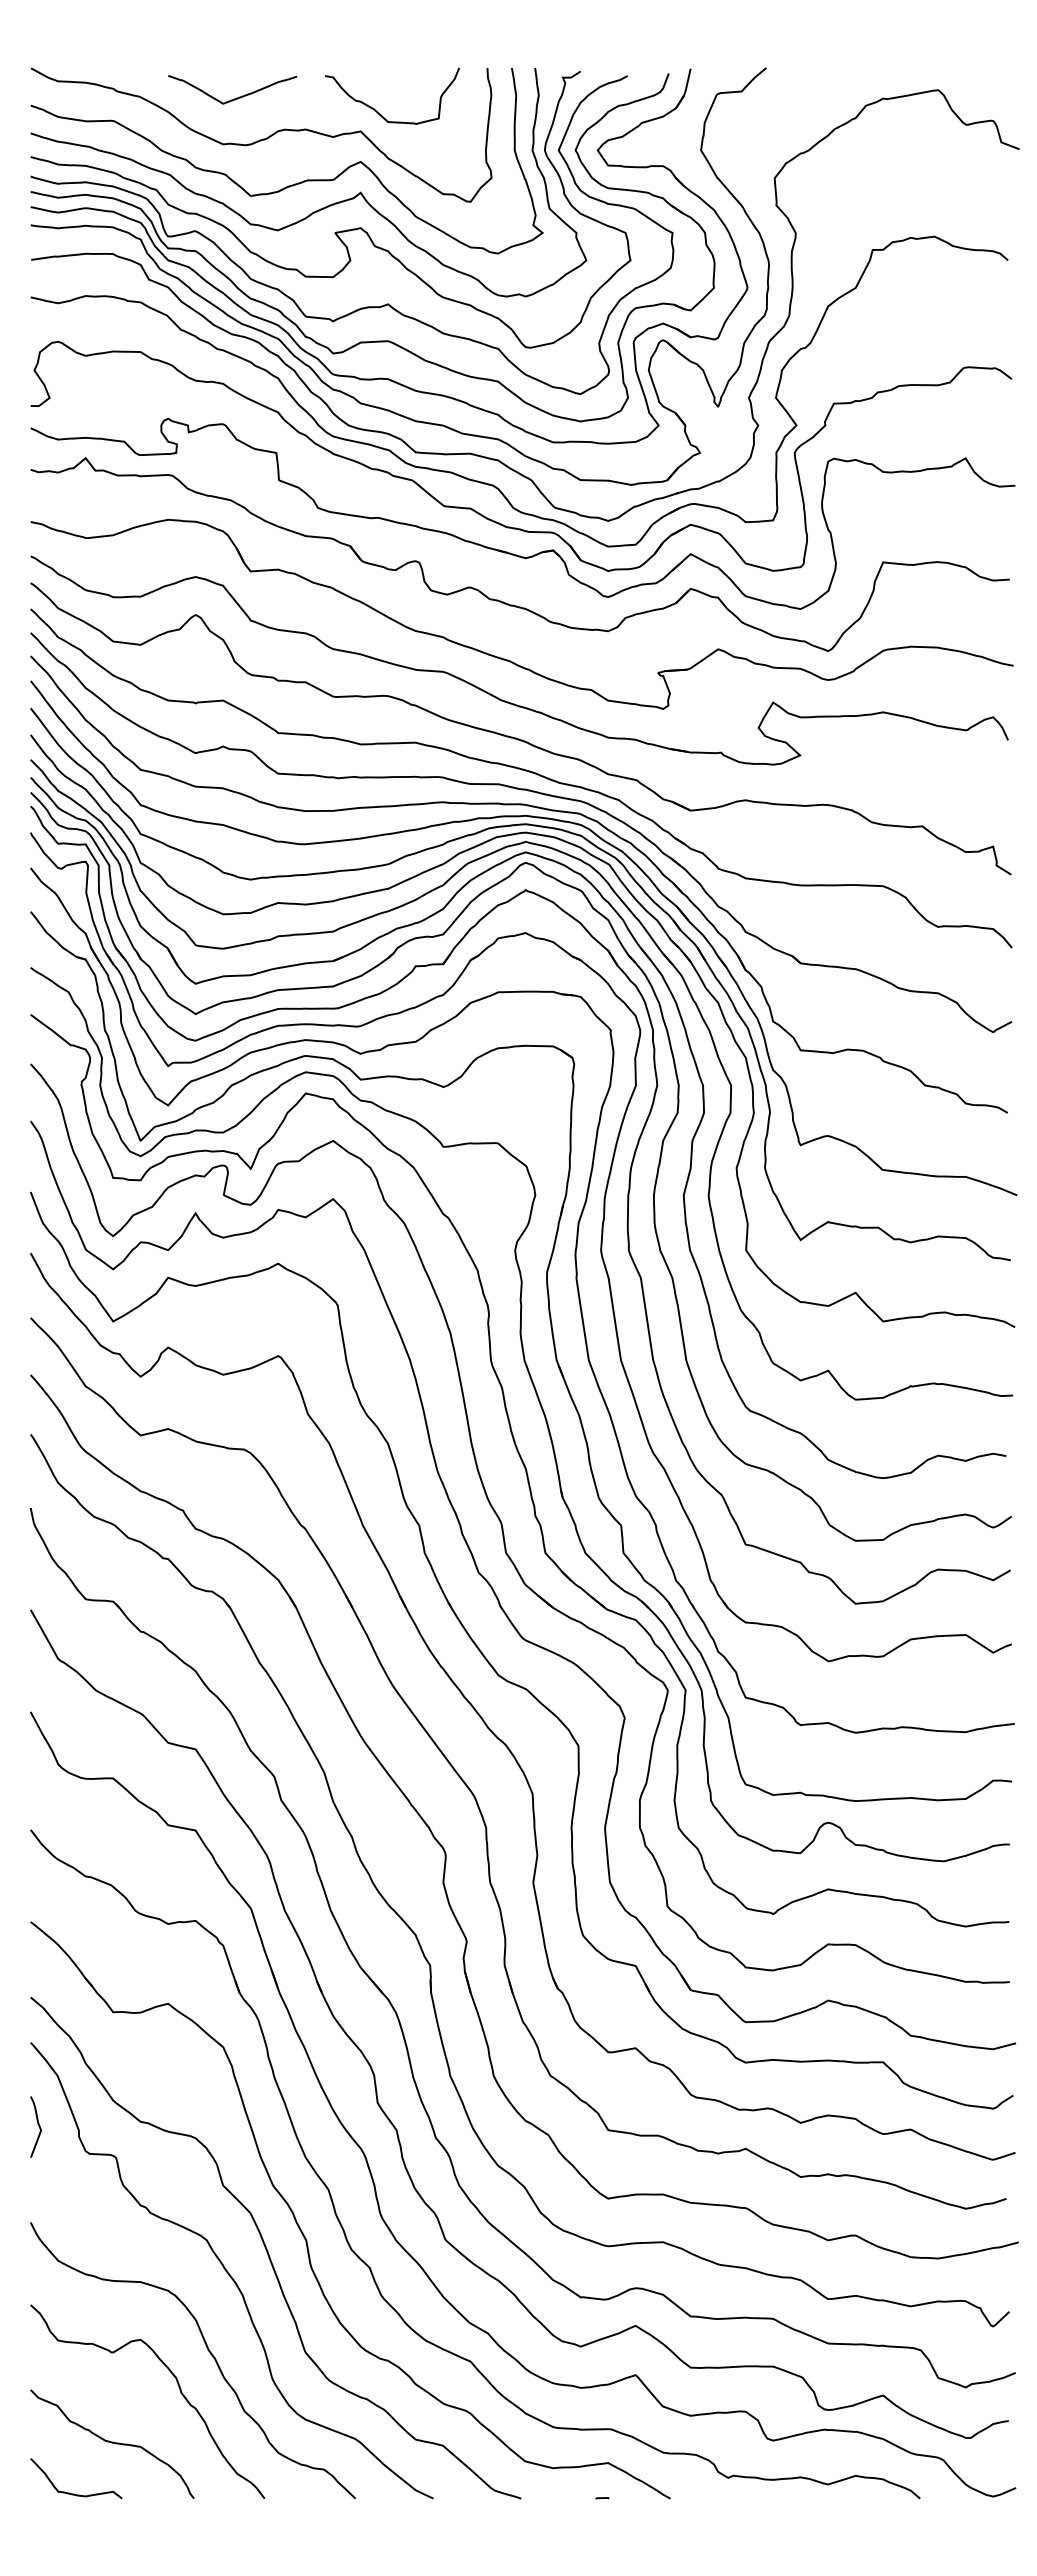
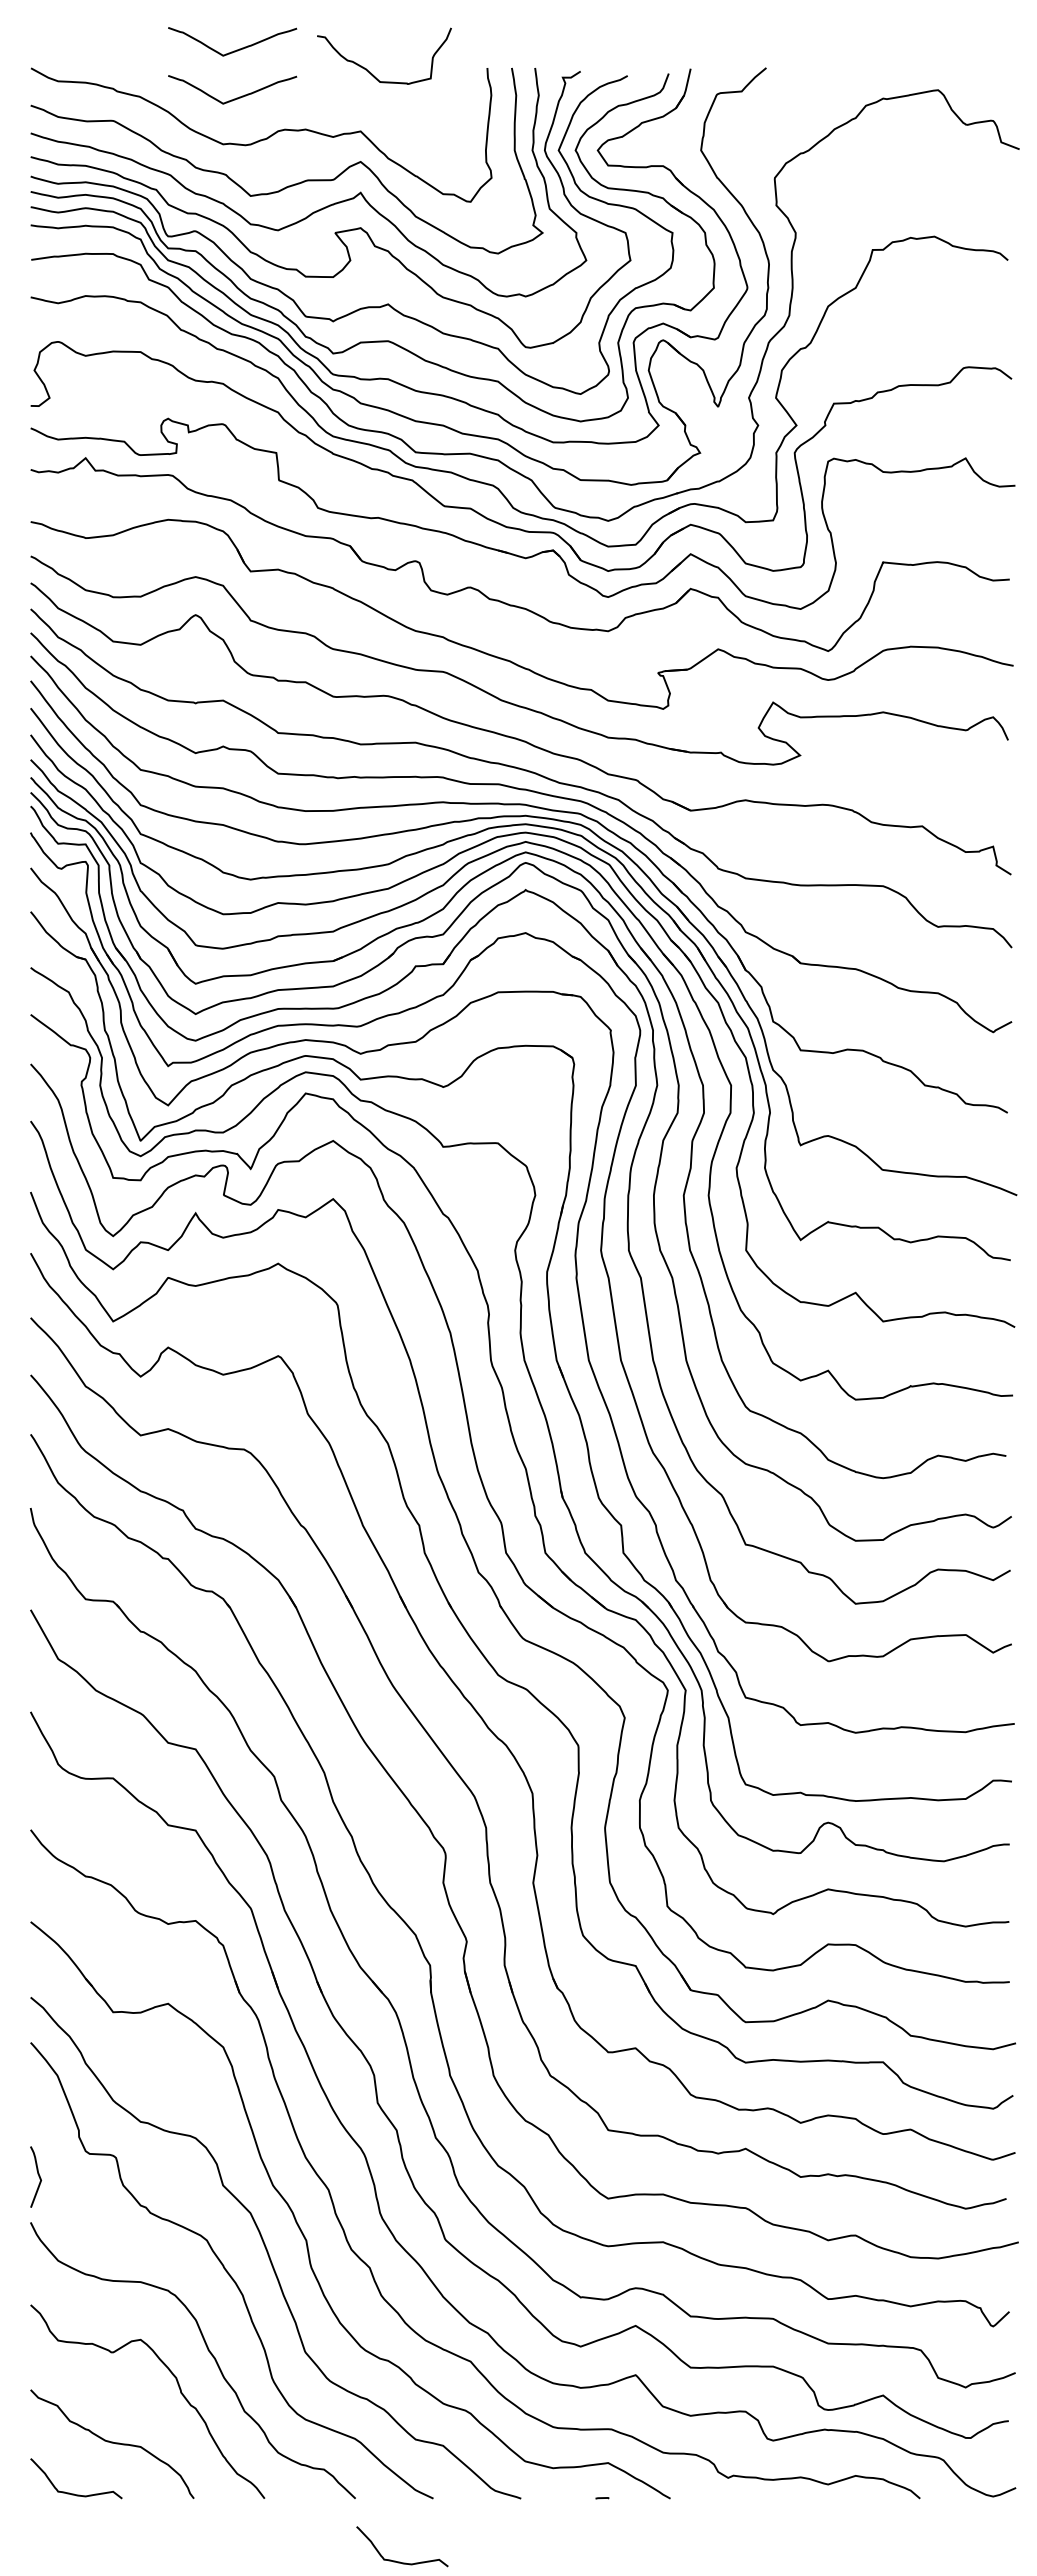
curve: none -> present (236, 49)
curve position: (379, 112) -> (371, 72) (371, 72)
curve position: (37, 2124) -> (37, 2174) (37, 2174)
curve: none -> present (400, 2561)
